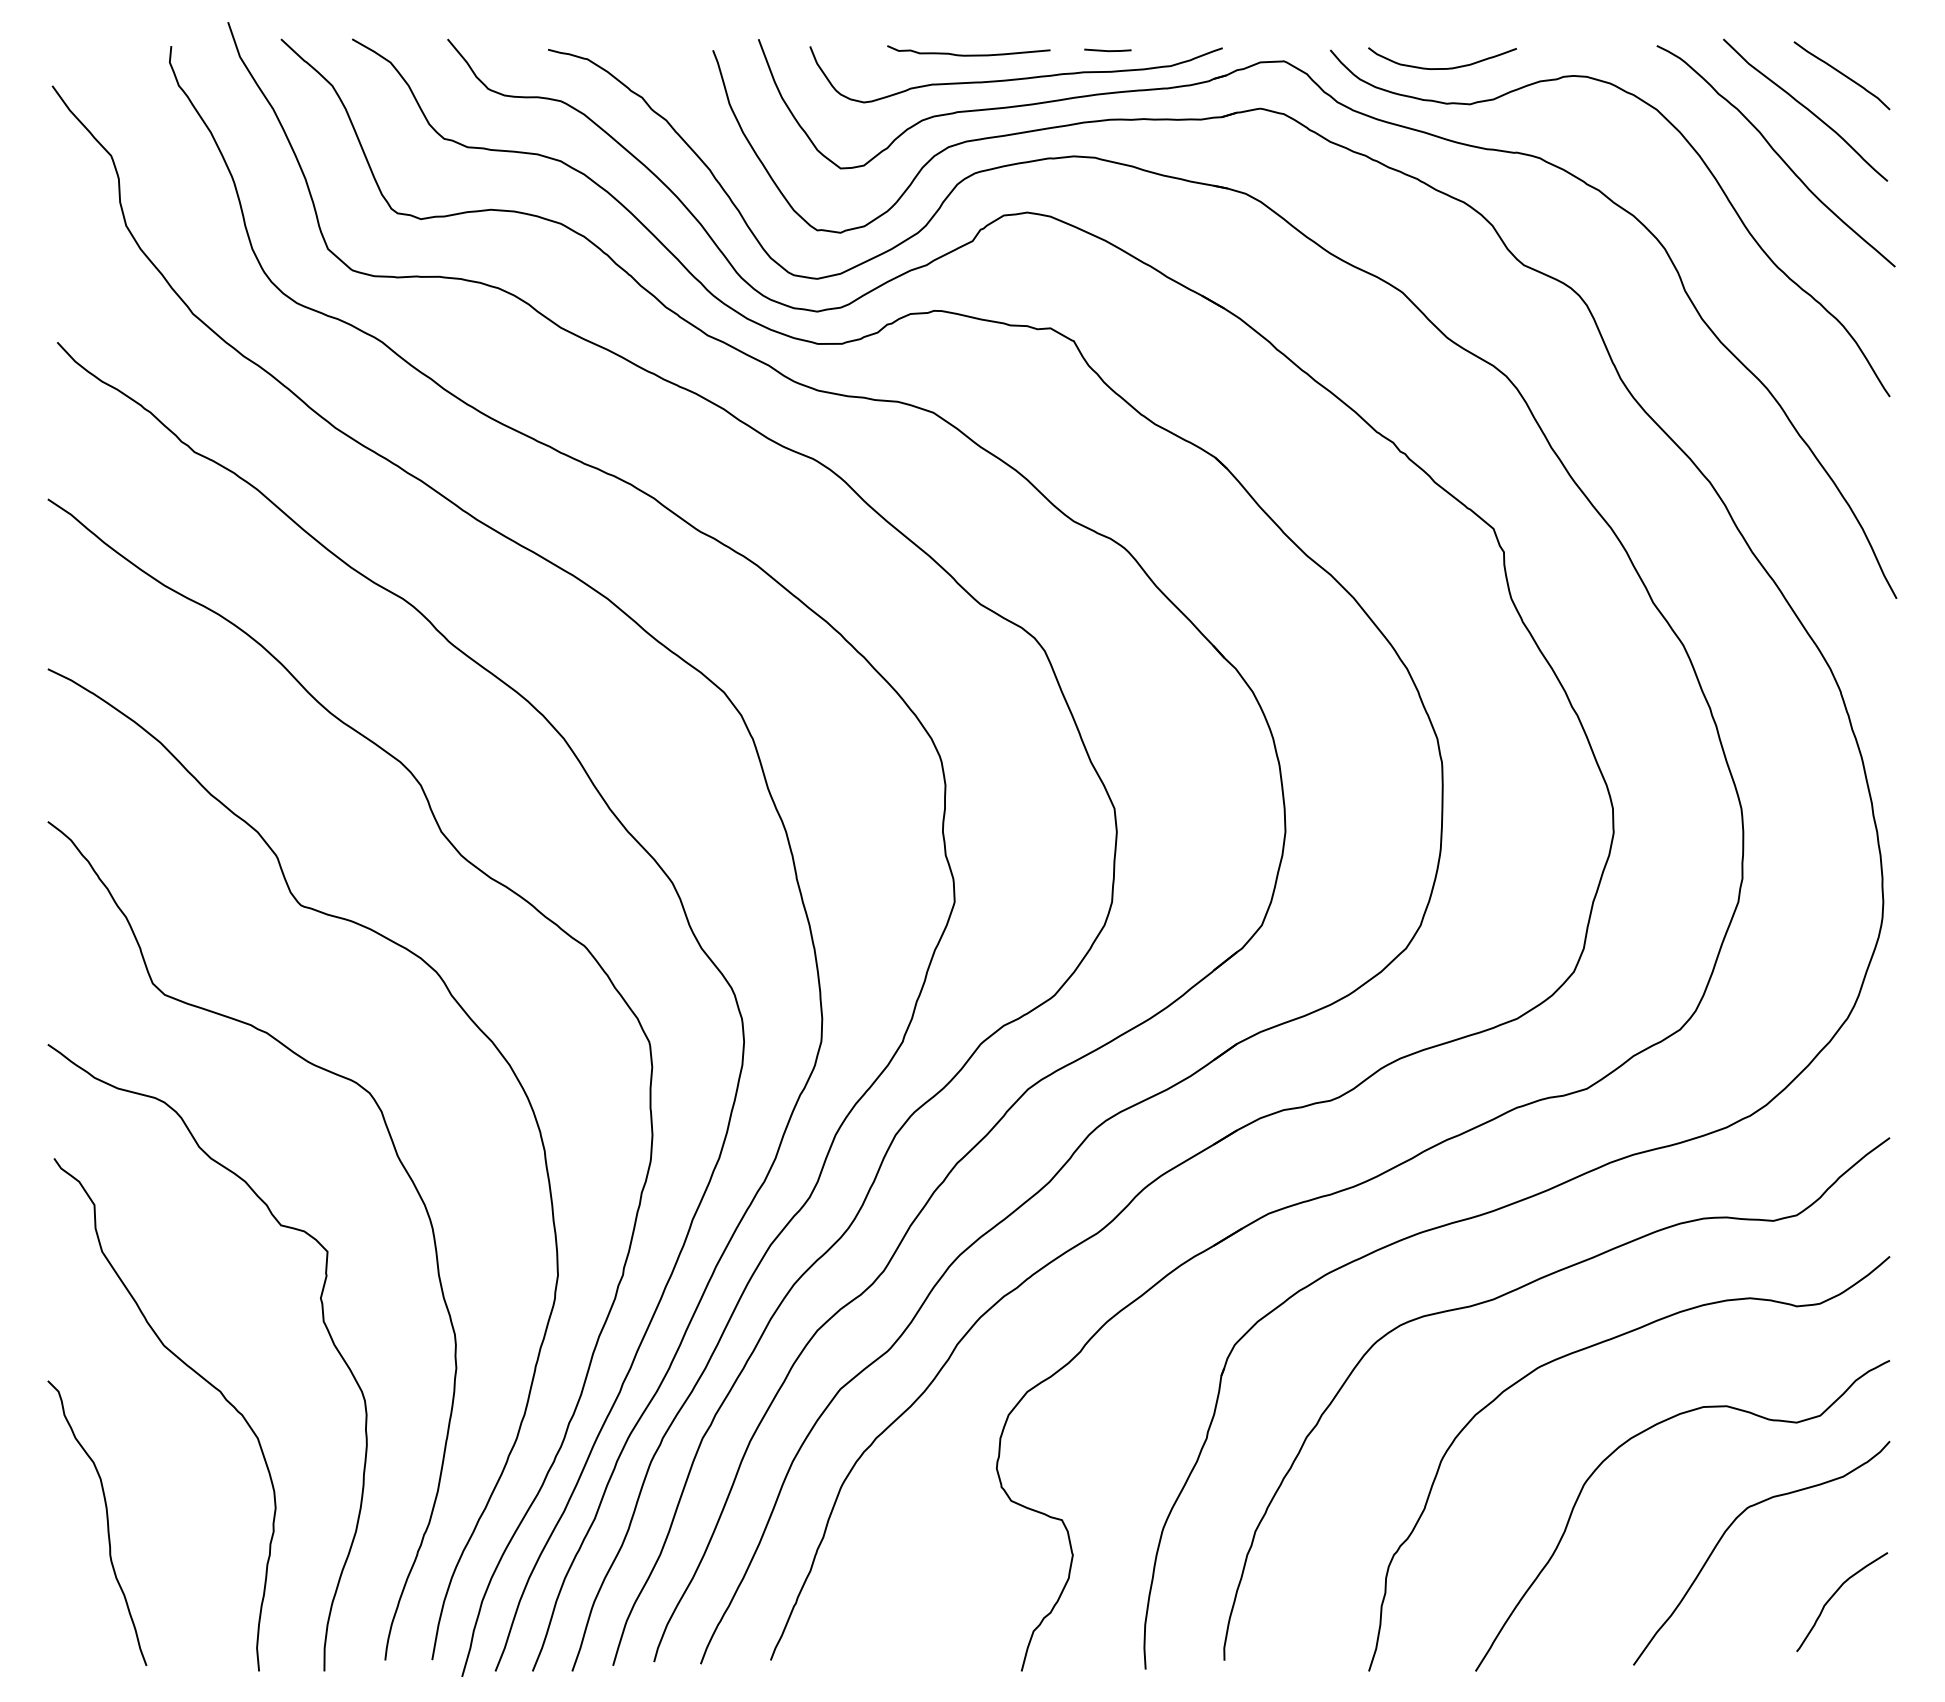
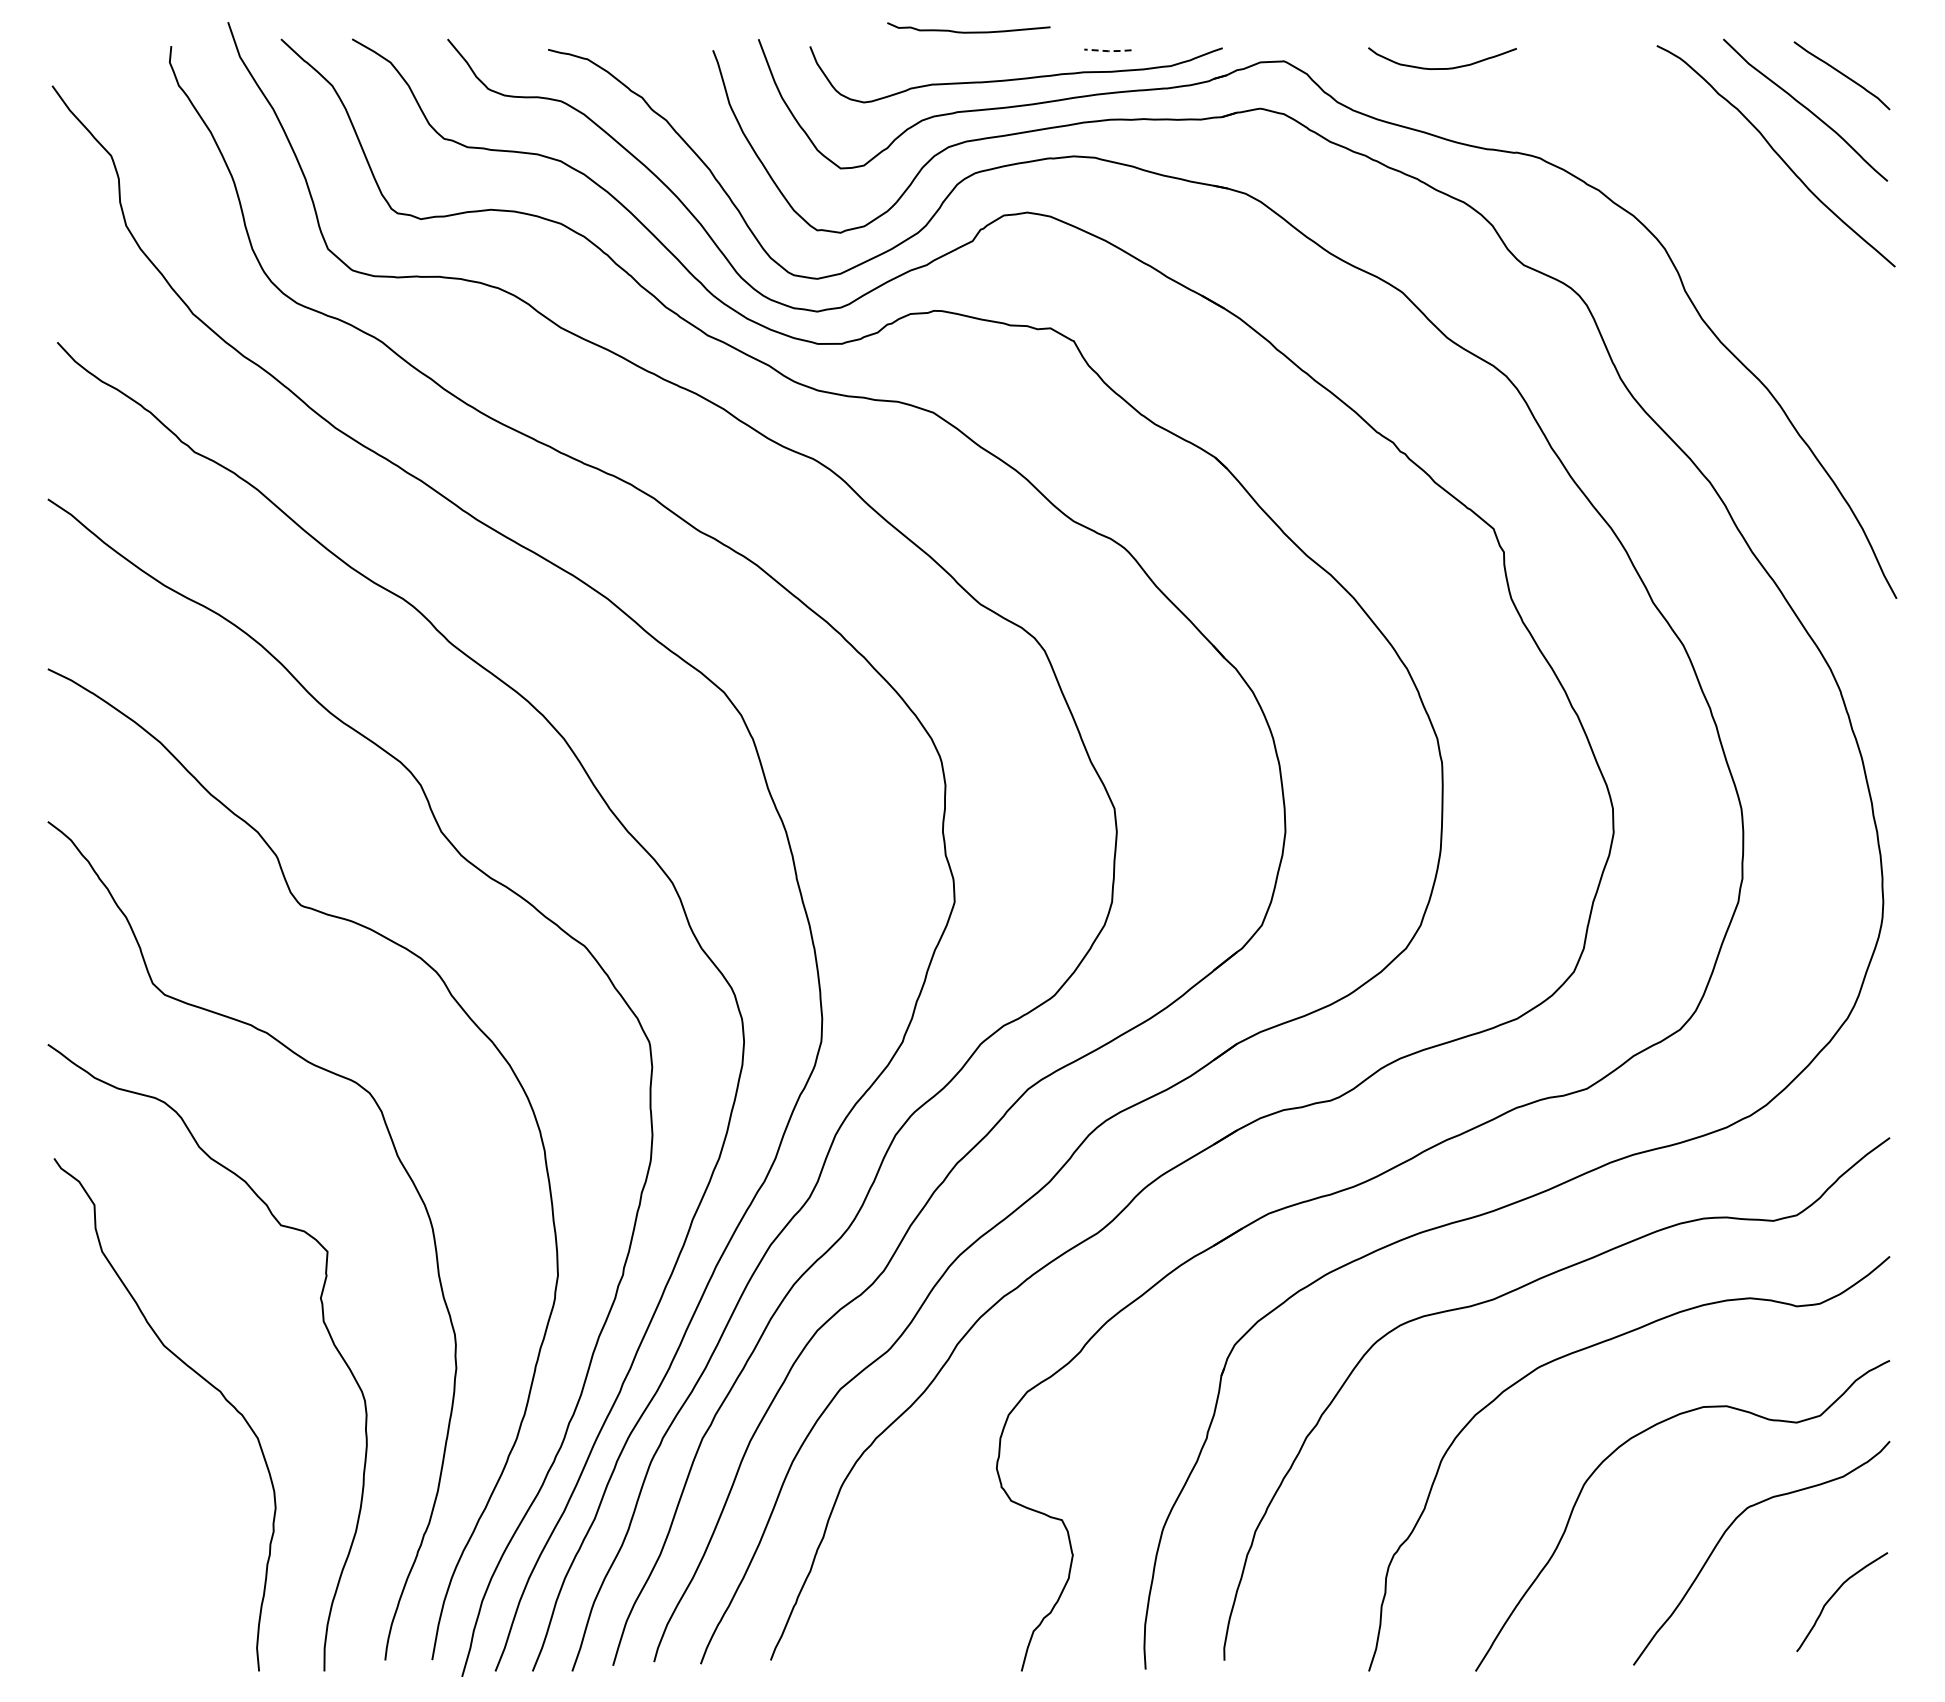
line: solid -> dashed (1108, 51)
curve position: (968, 54) -> (968, 31) (968, 31)
curve: present -> none (1700, 159)
curve: present -> none (106, 1520)
